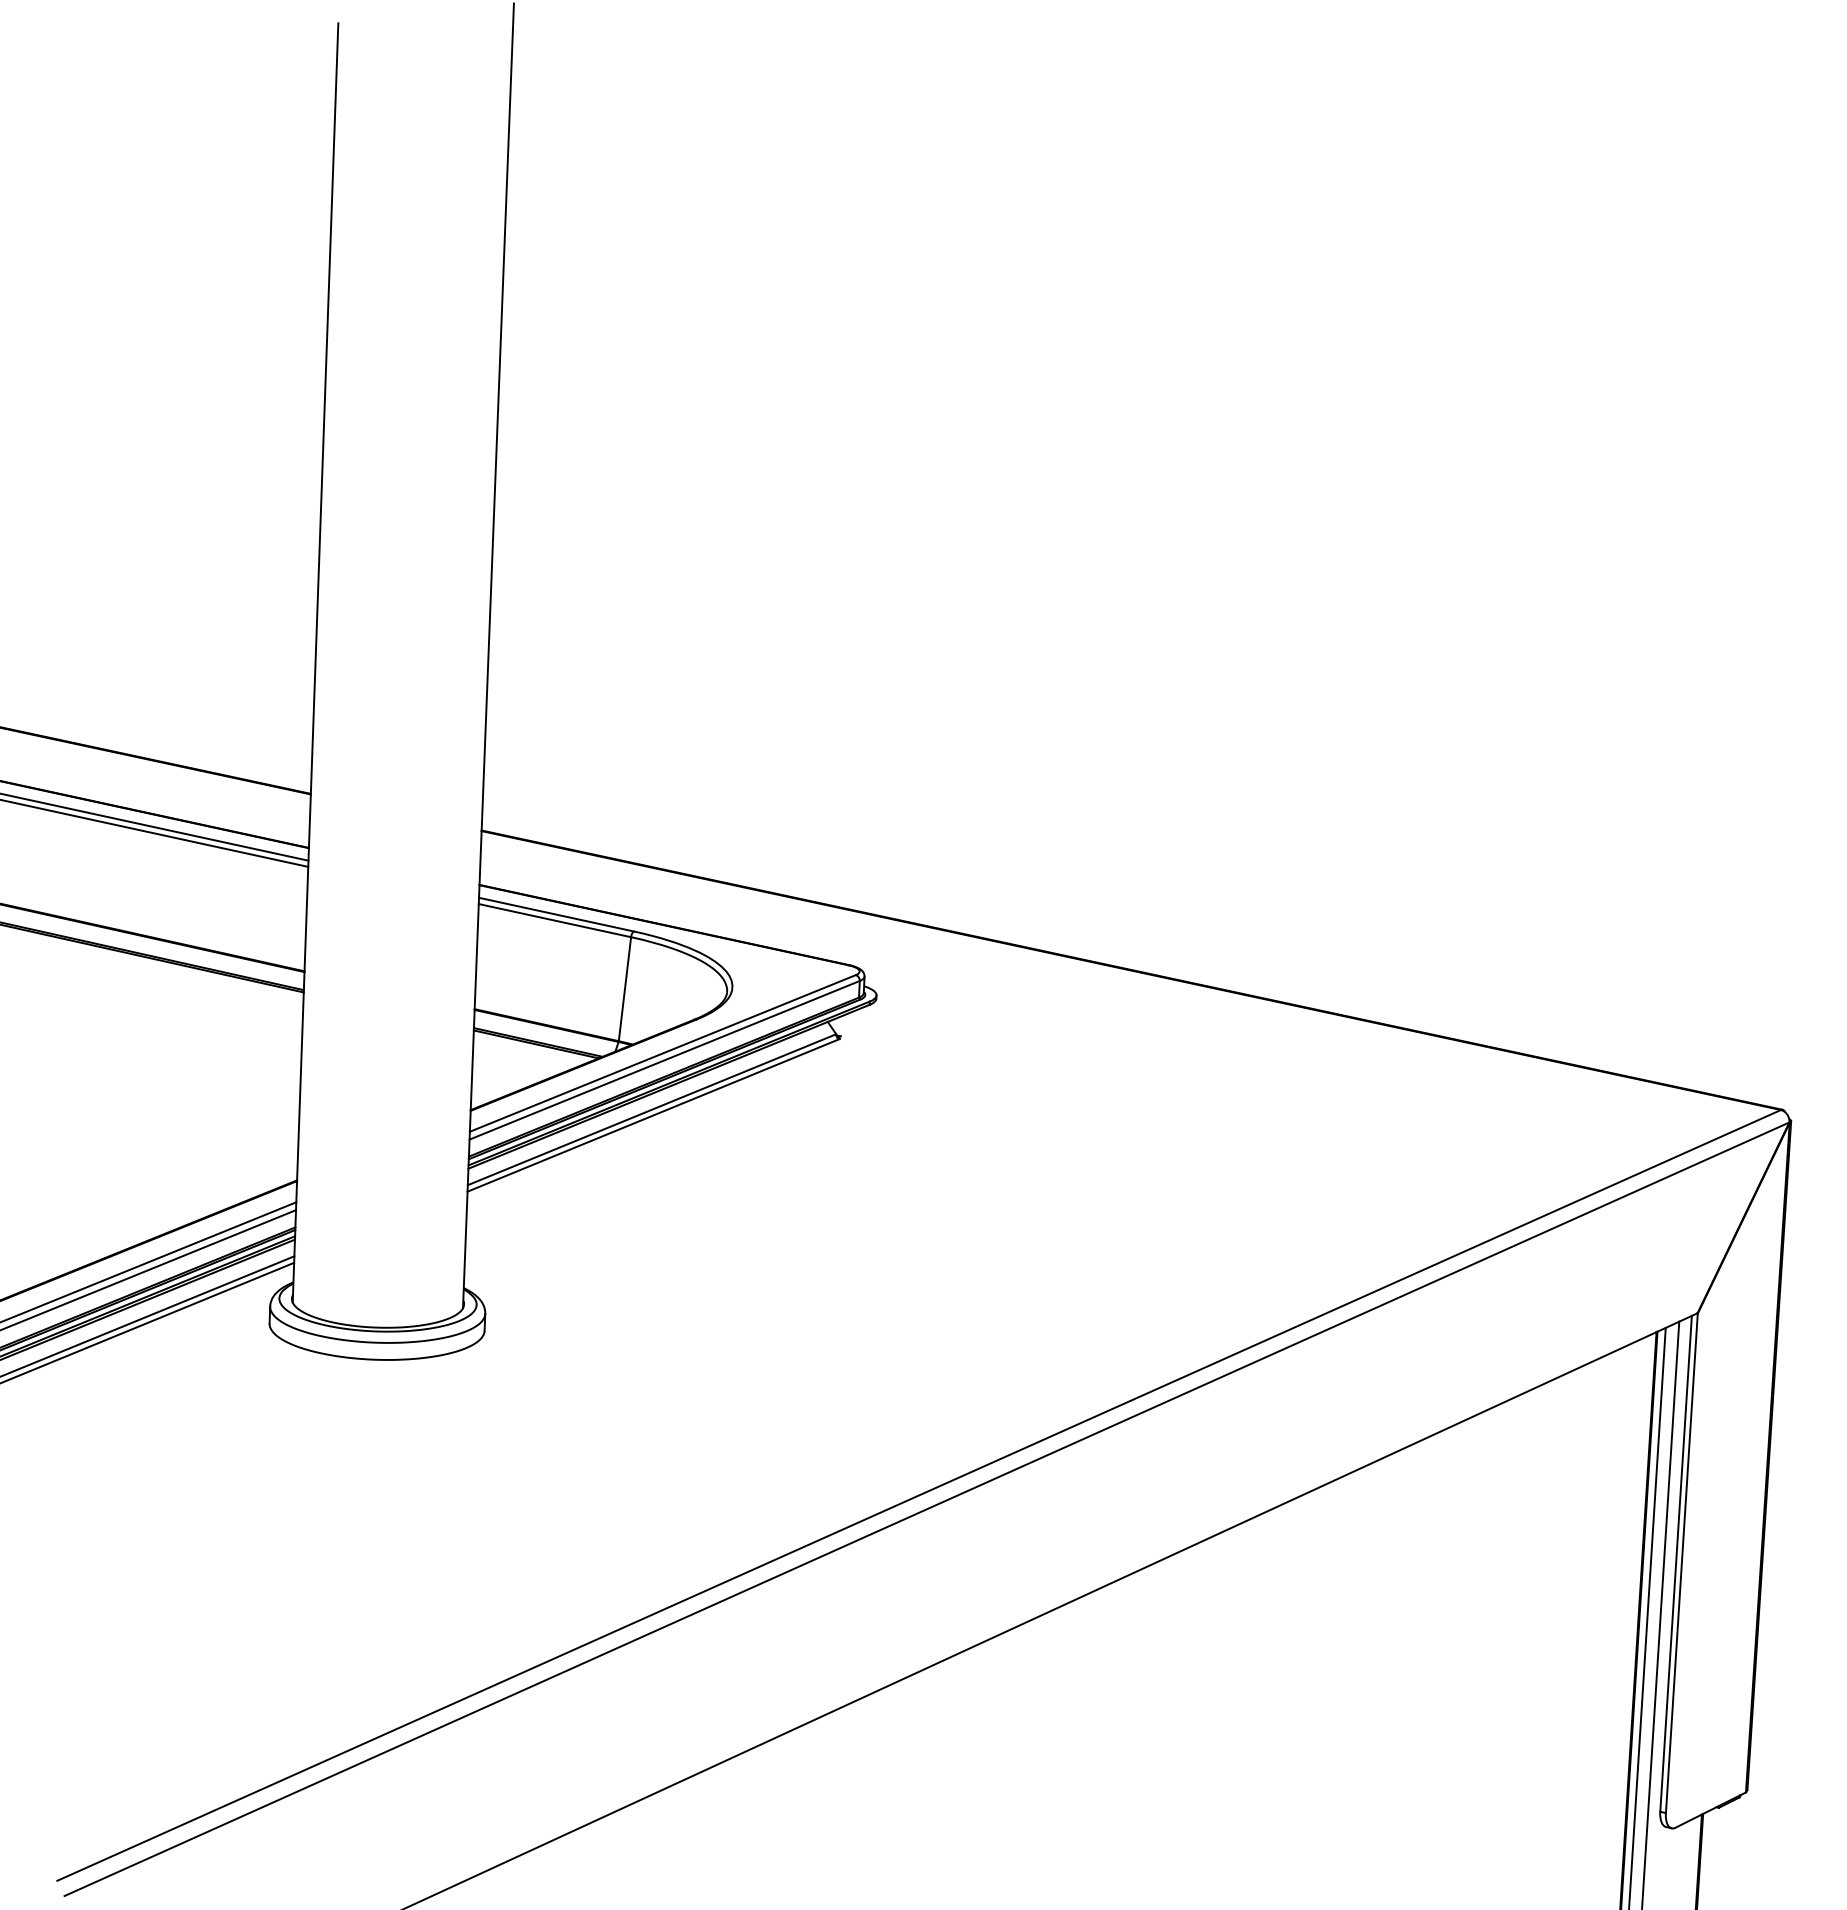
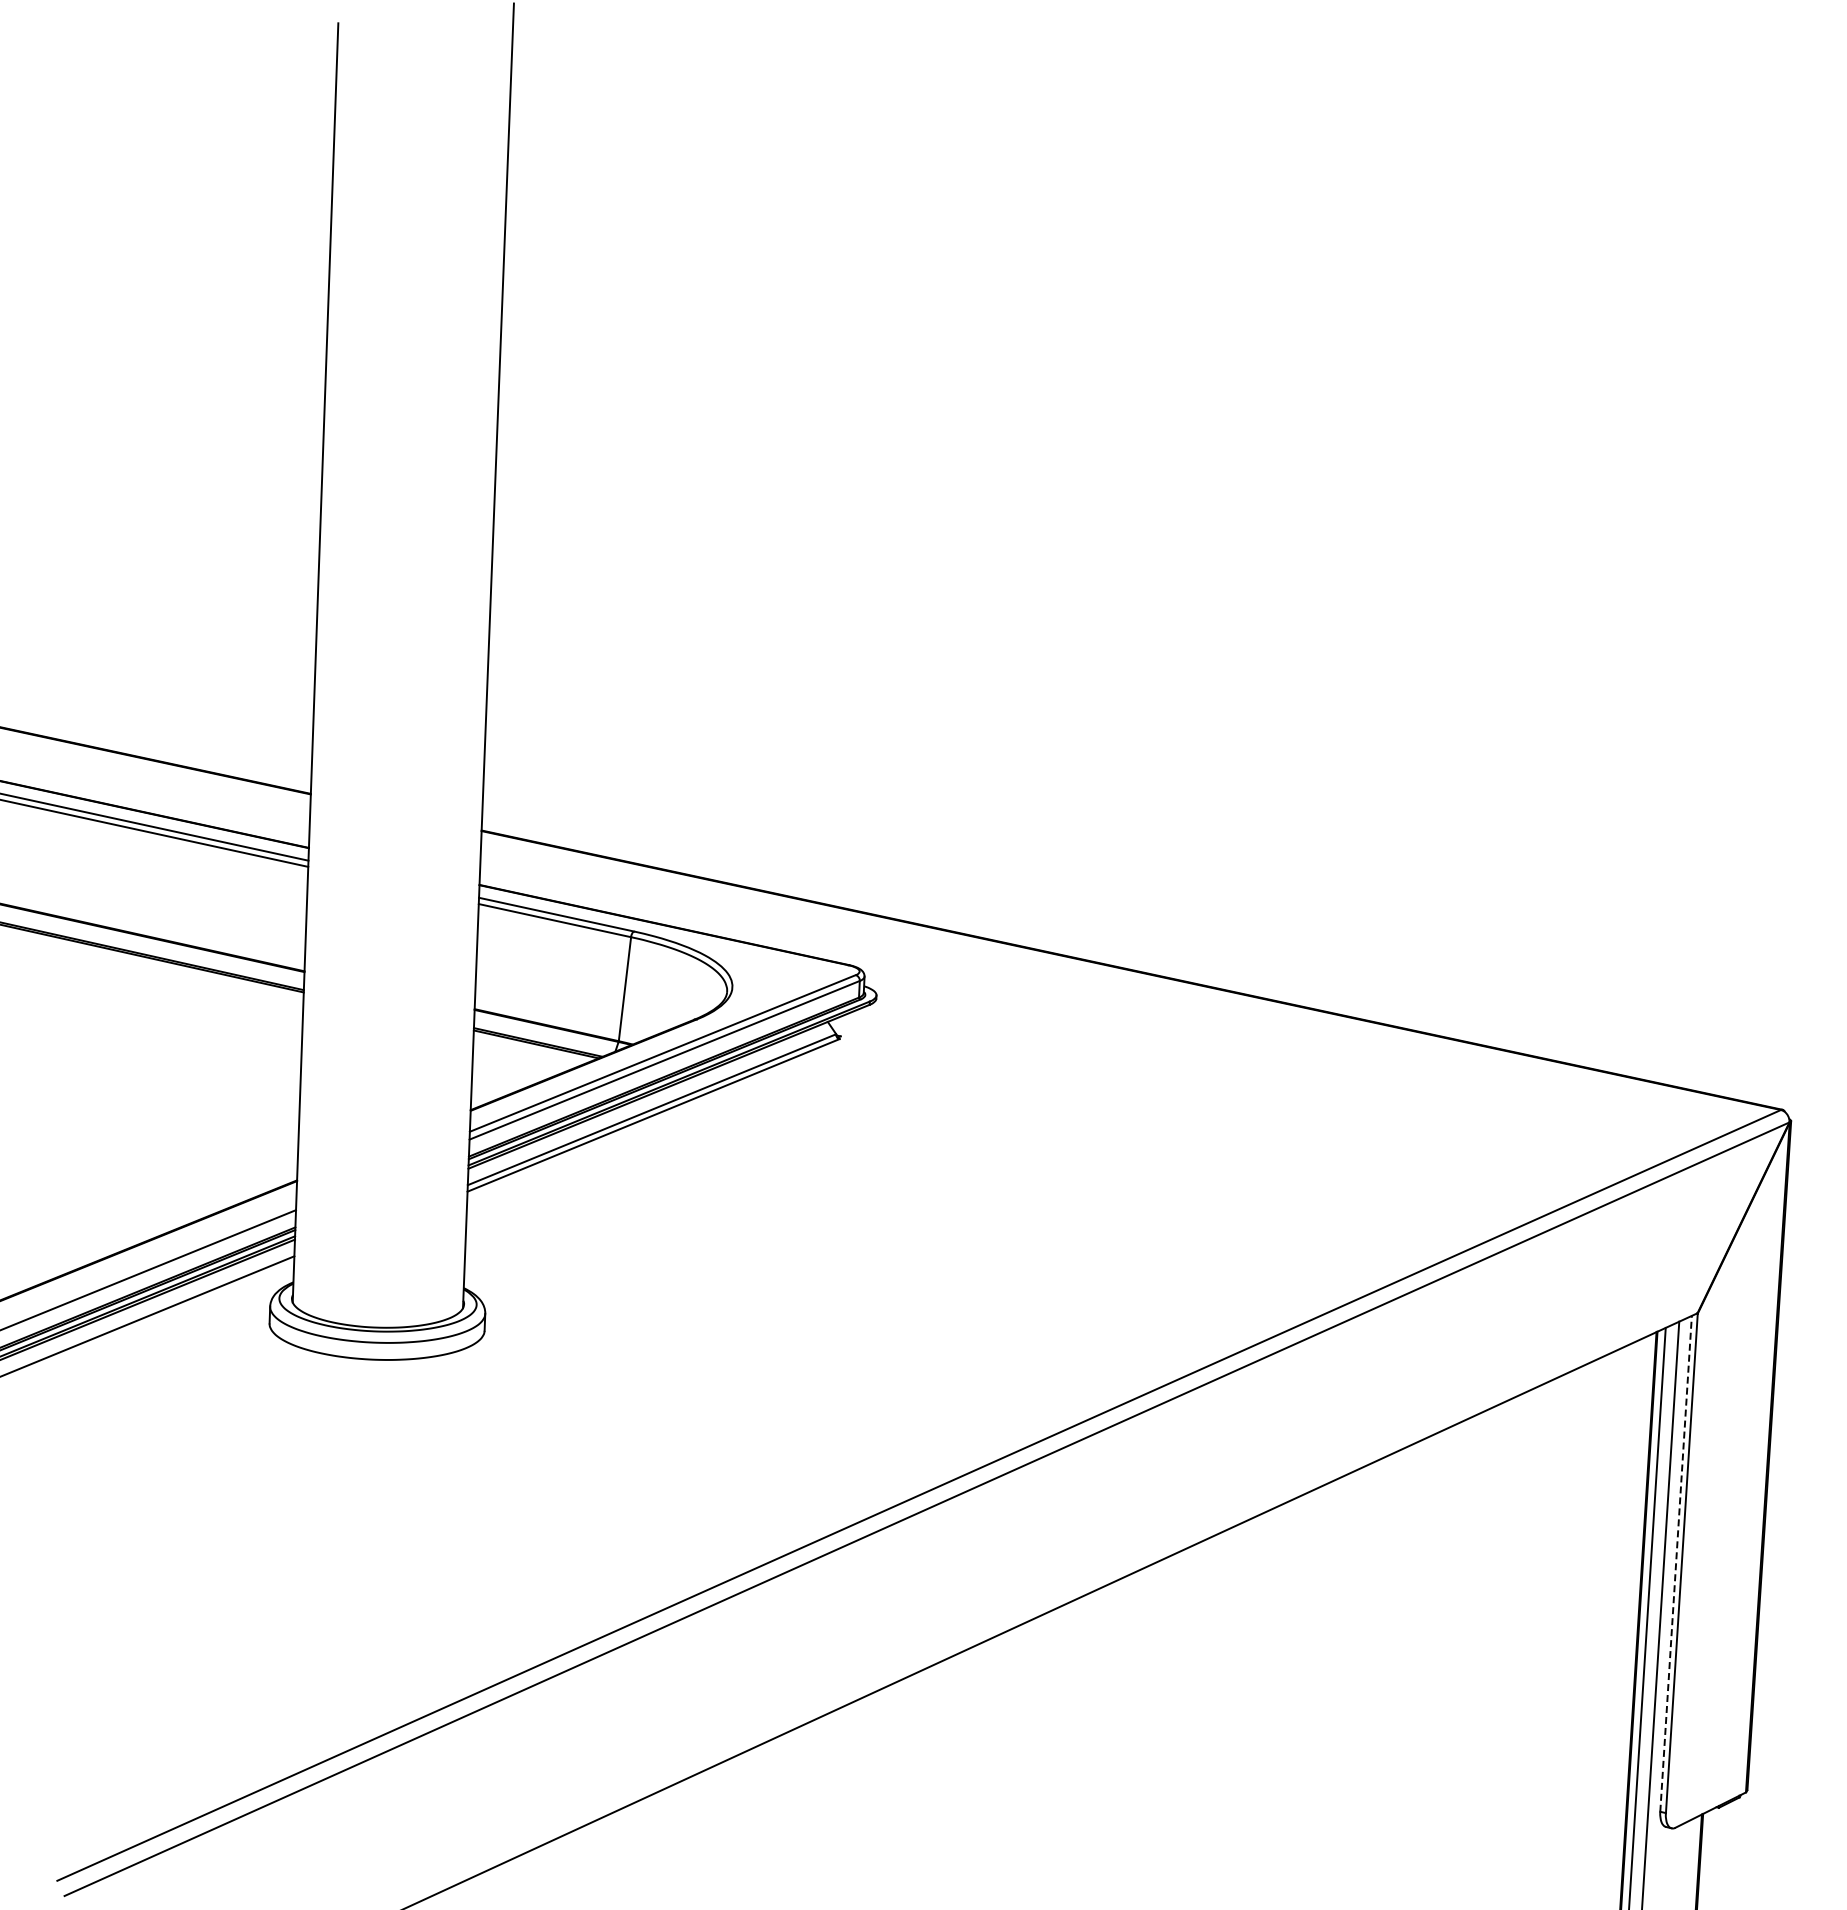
line: present -> none (149, 1261)
line: present -> none (148, 1322)
line: solid -> dashed (1676, 1563)
